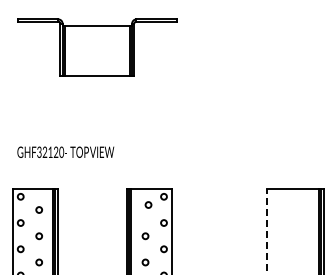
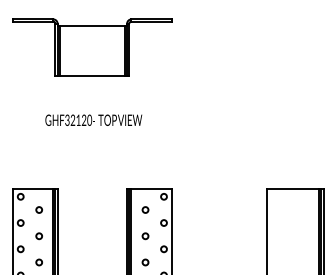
part position: (97, 47) -> (92, 47) (92, 47)
text position: (65, 151) -> (93, 119) (93, 119)
circle position: (148, 204) -> (145, 209) (145, 209)
line: dashed -> solid (266, 231)
